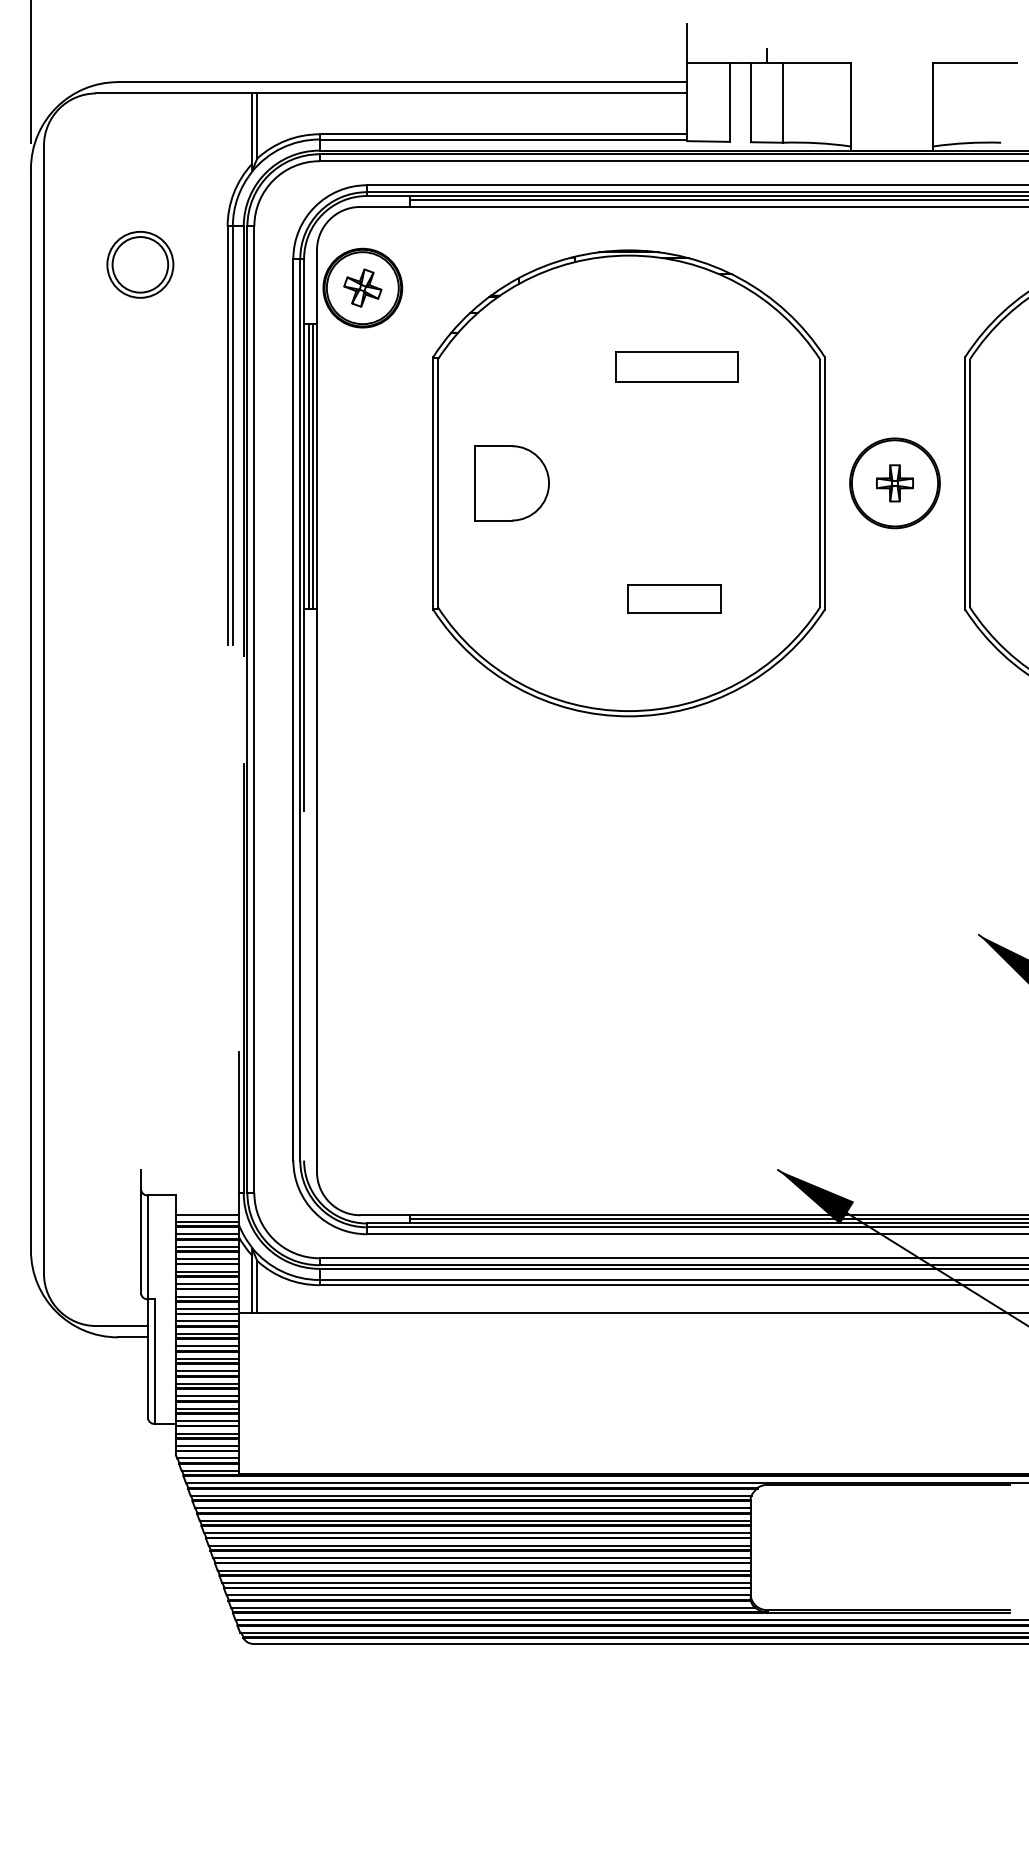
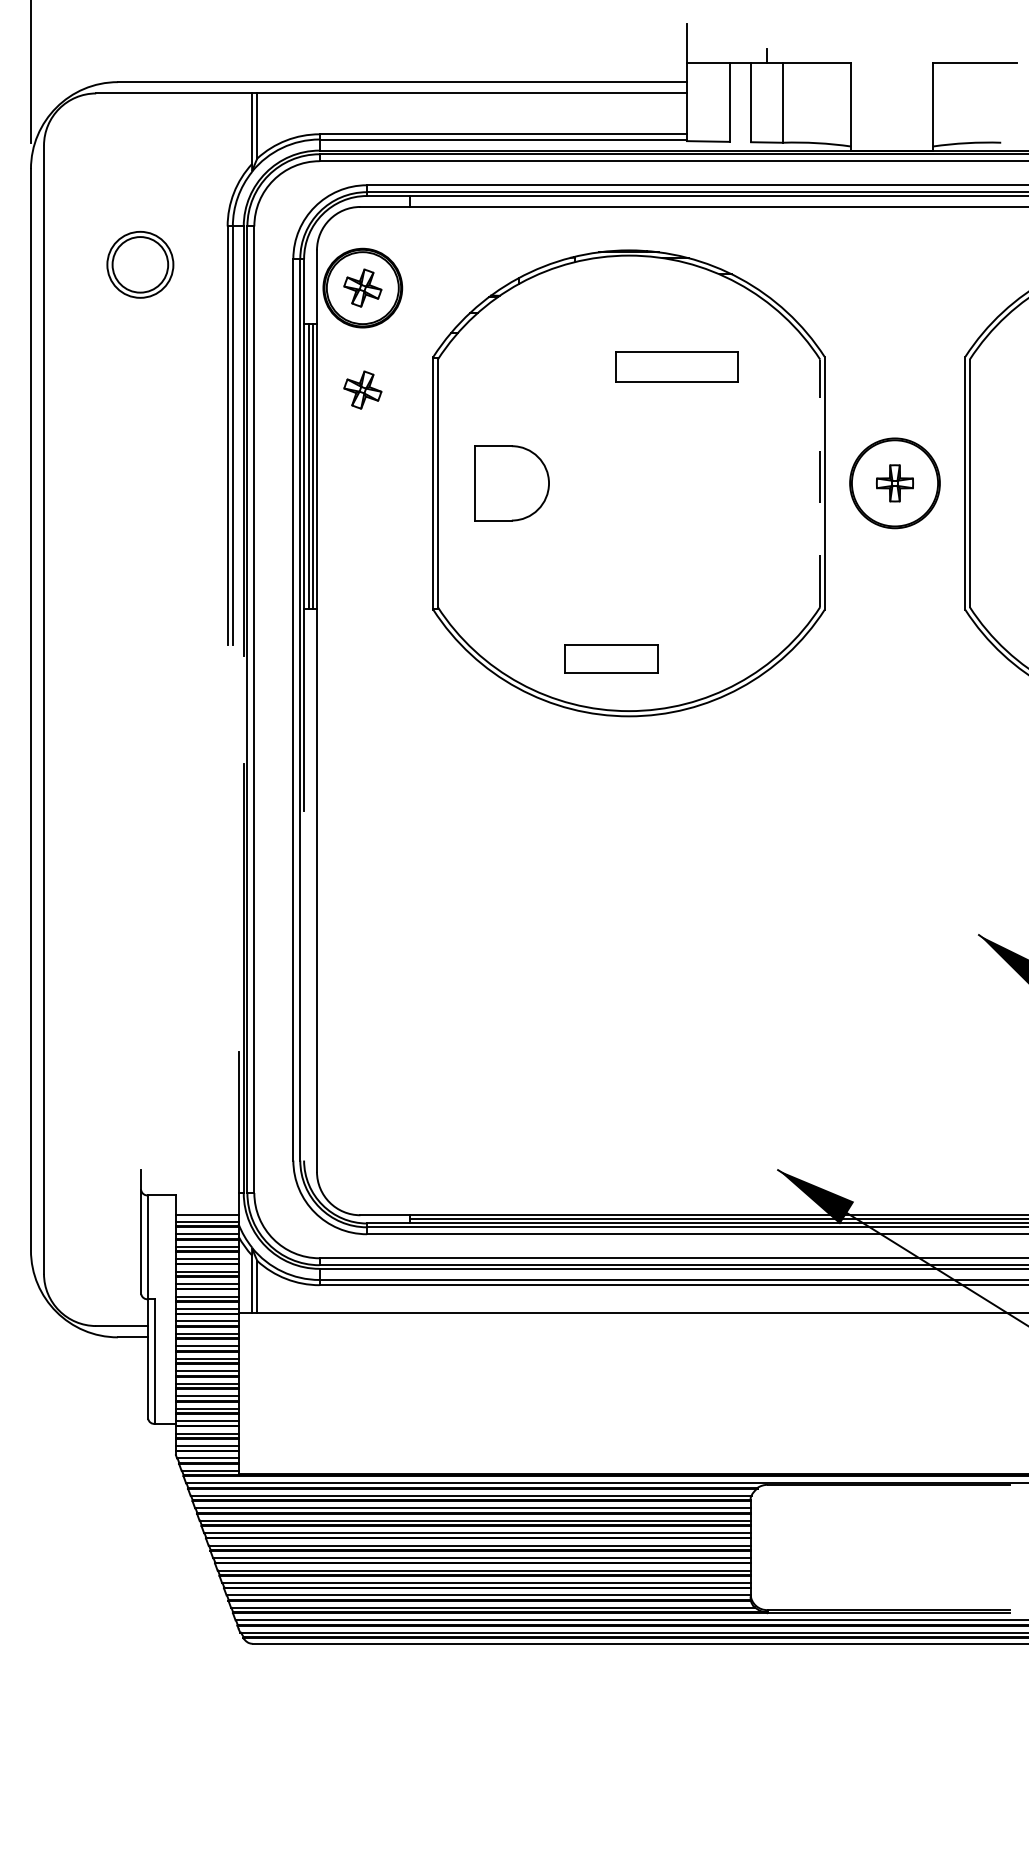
line: present -> none (717, 200)
part: none -> present (362, 389)
line: solid -> dashed (820, 483)
part position: (674, 598) -> (611, 658) (611, 658)
